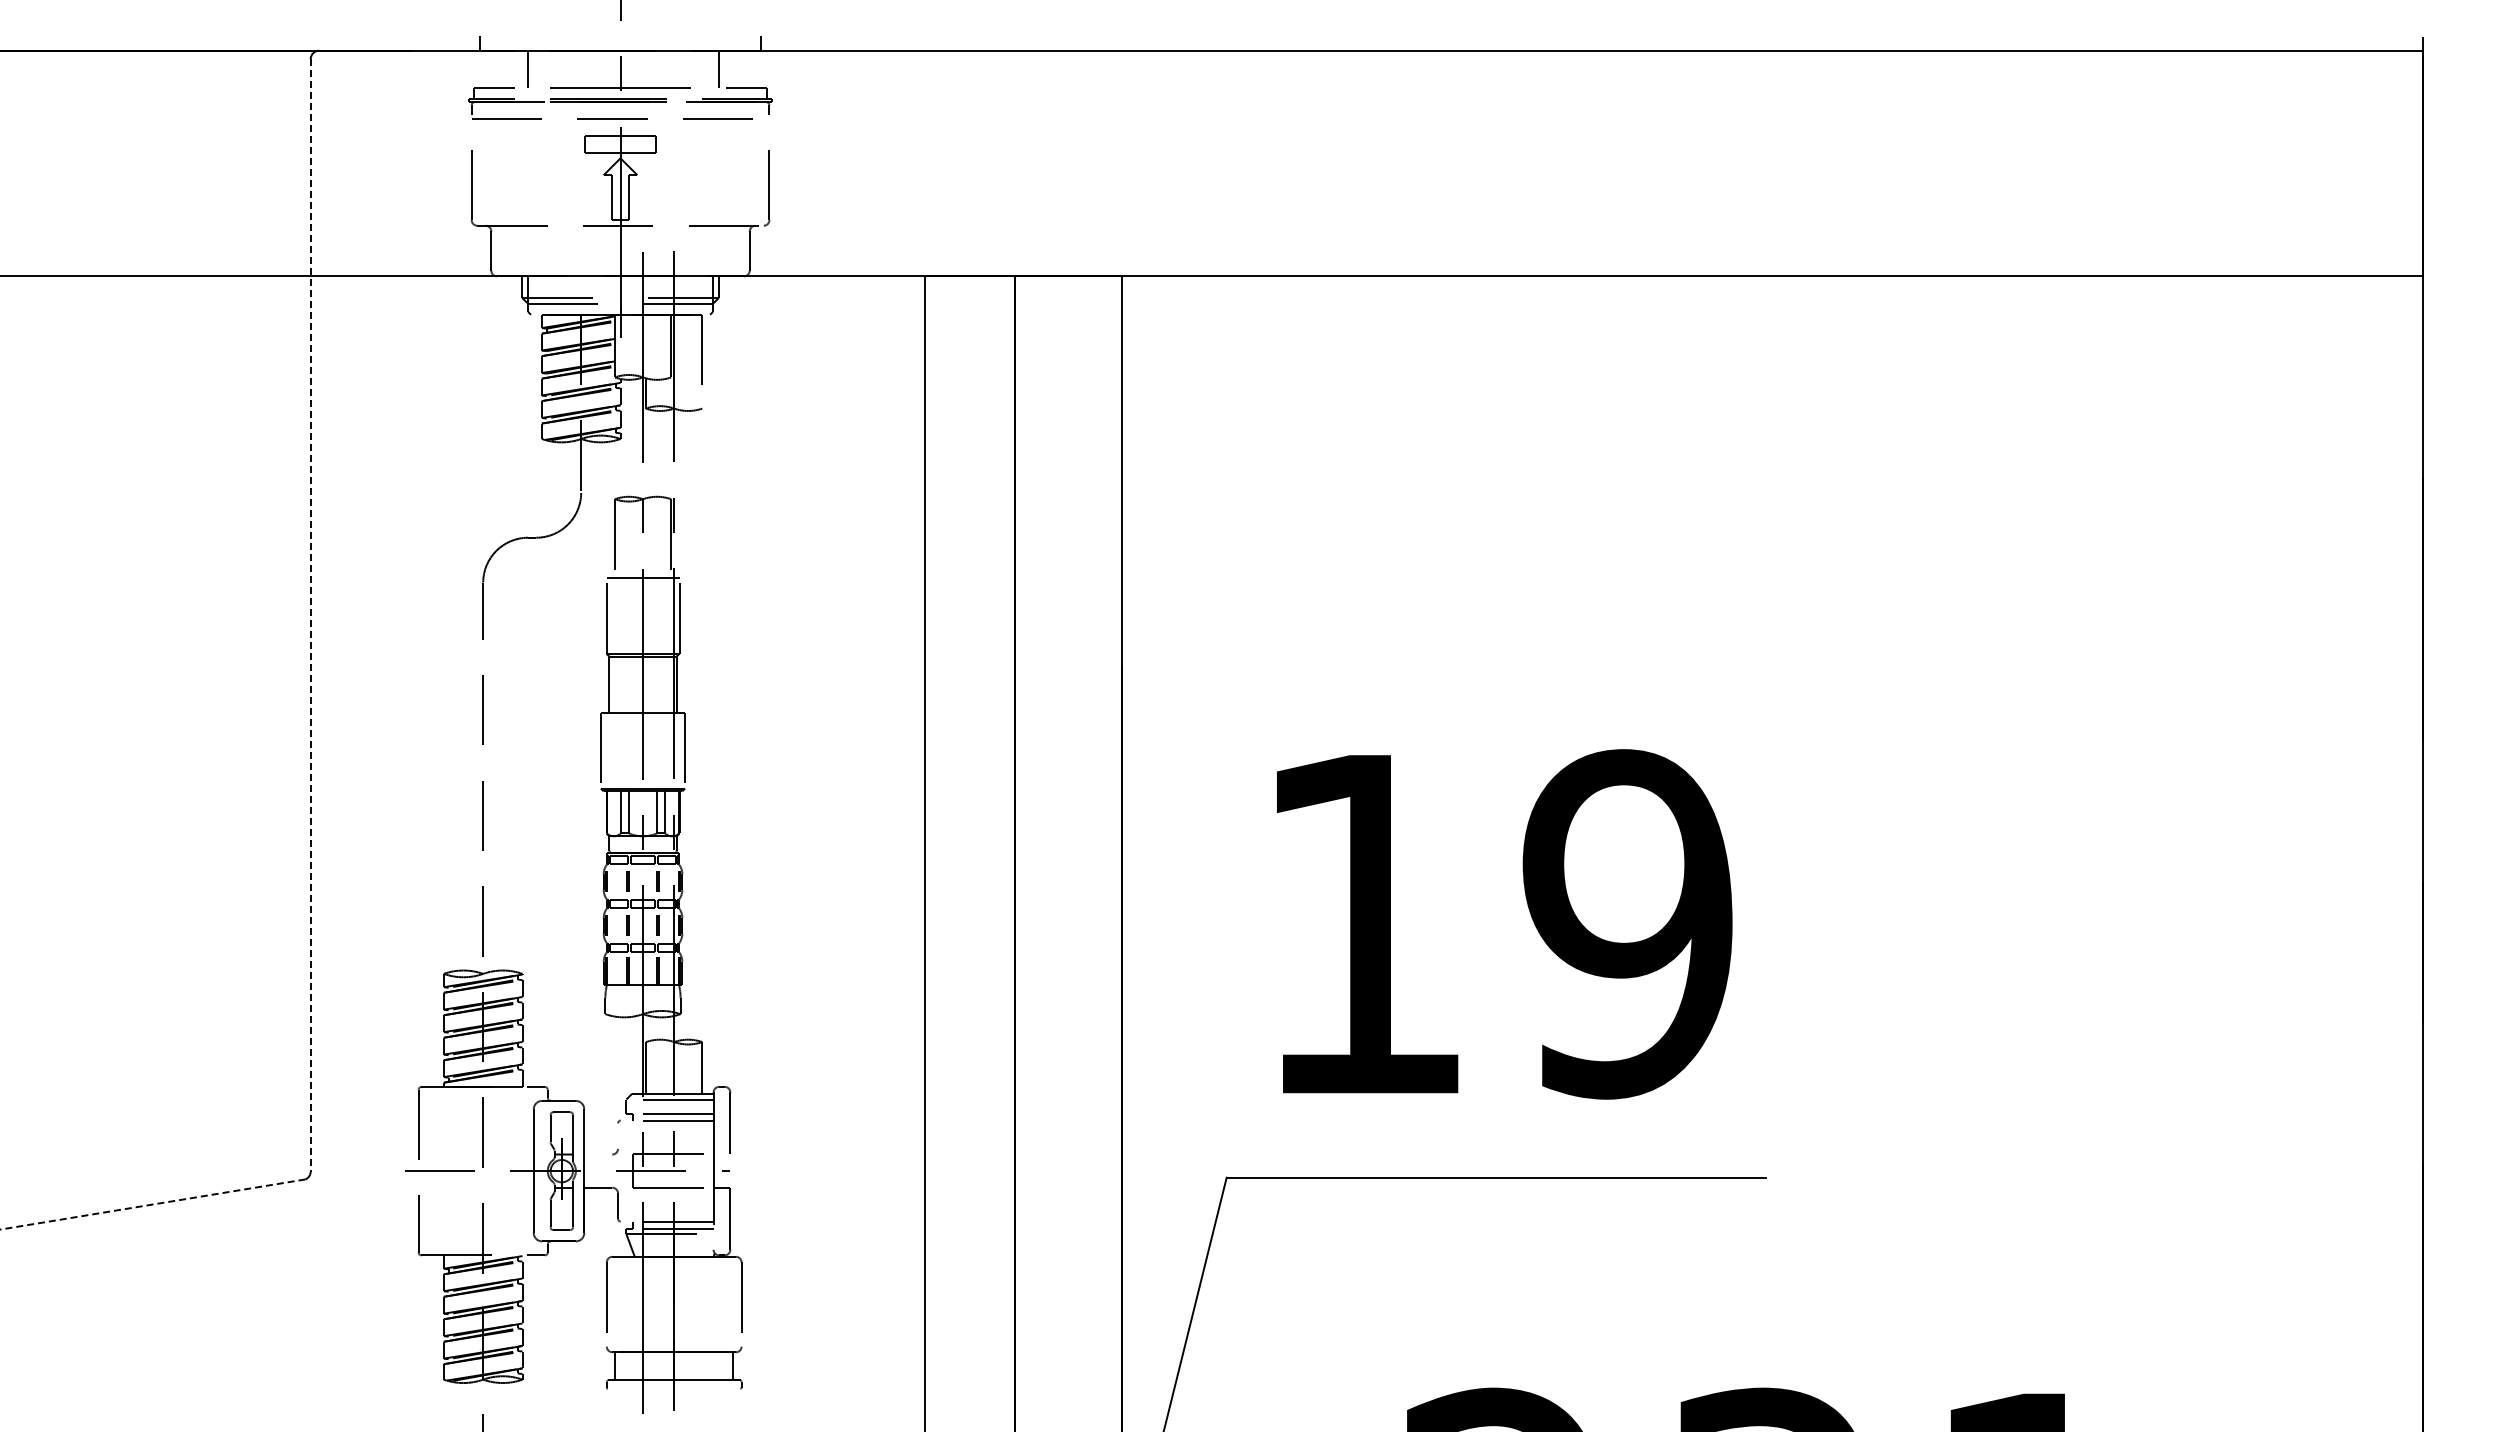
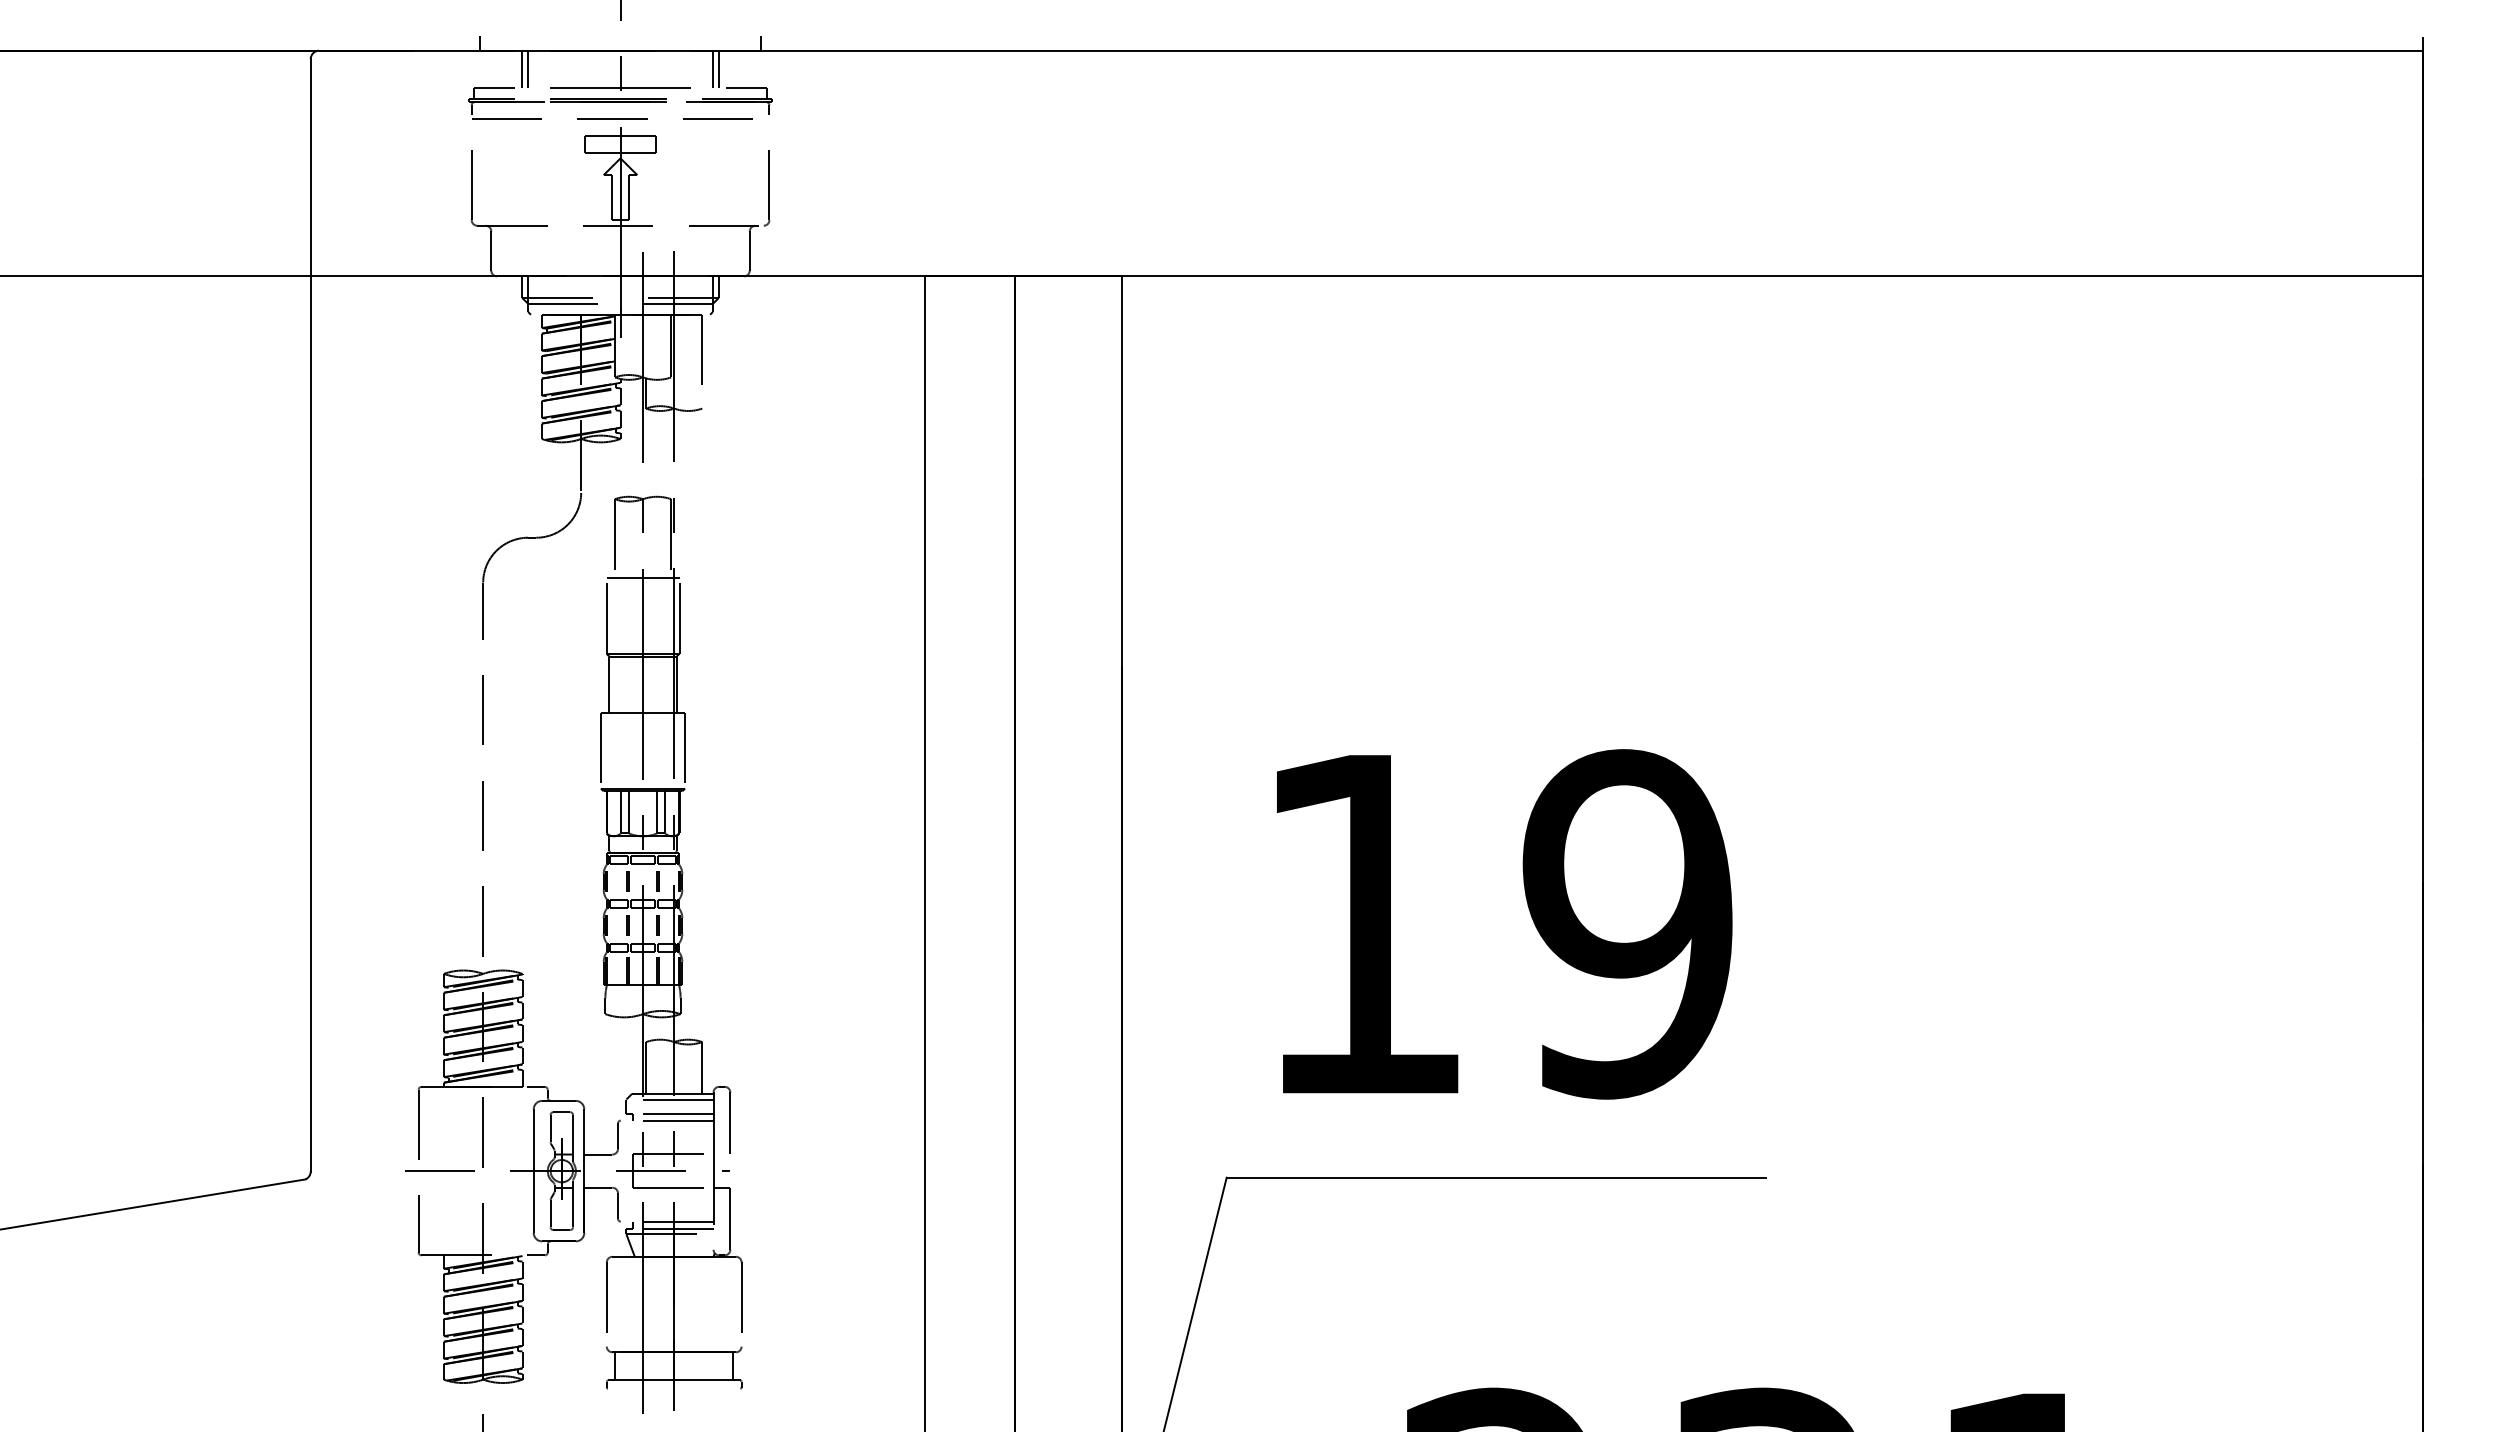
line: none -> present (522, 69)
line: none -> present (713, 69)
line: dashed -> solid (310, 615)
line: none -> present (617, 1135)
line: none -> present (598, 1154)
line: dashed -> solid (152, 1204)
